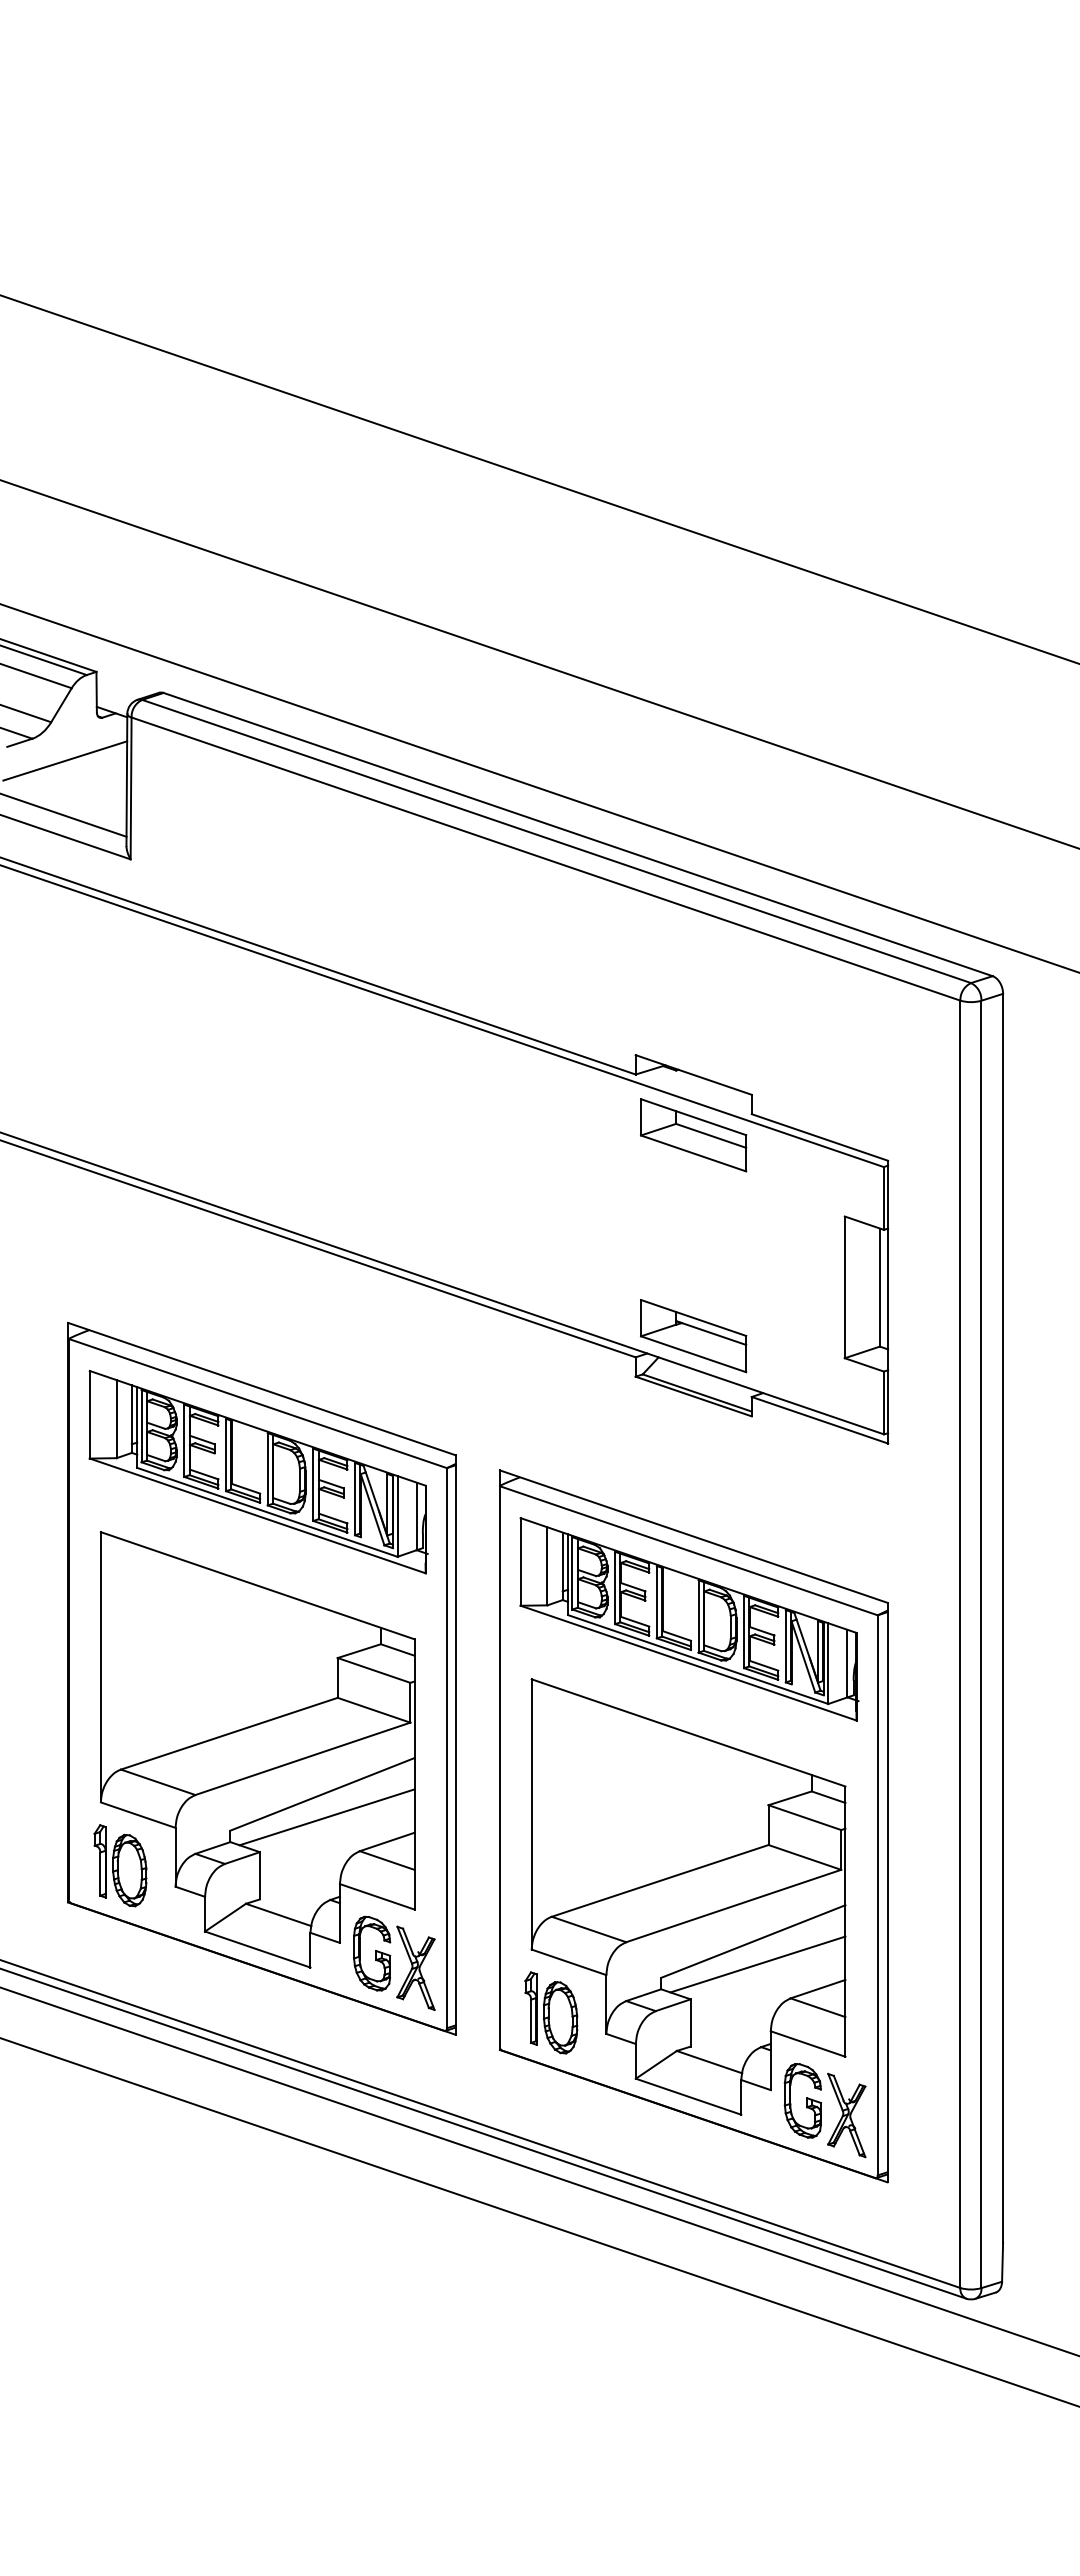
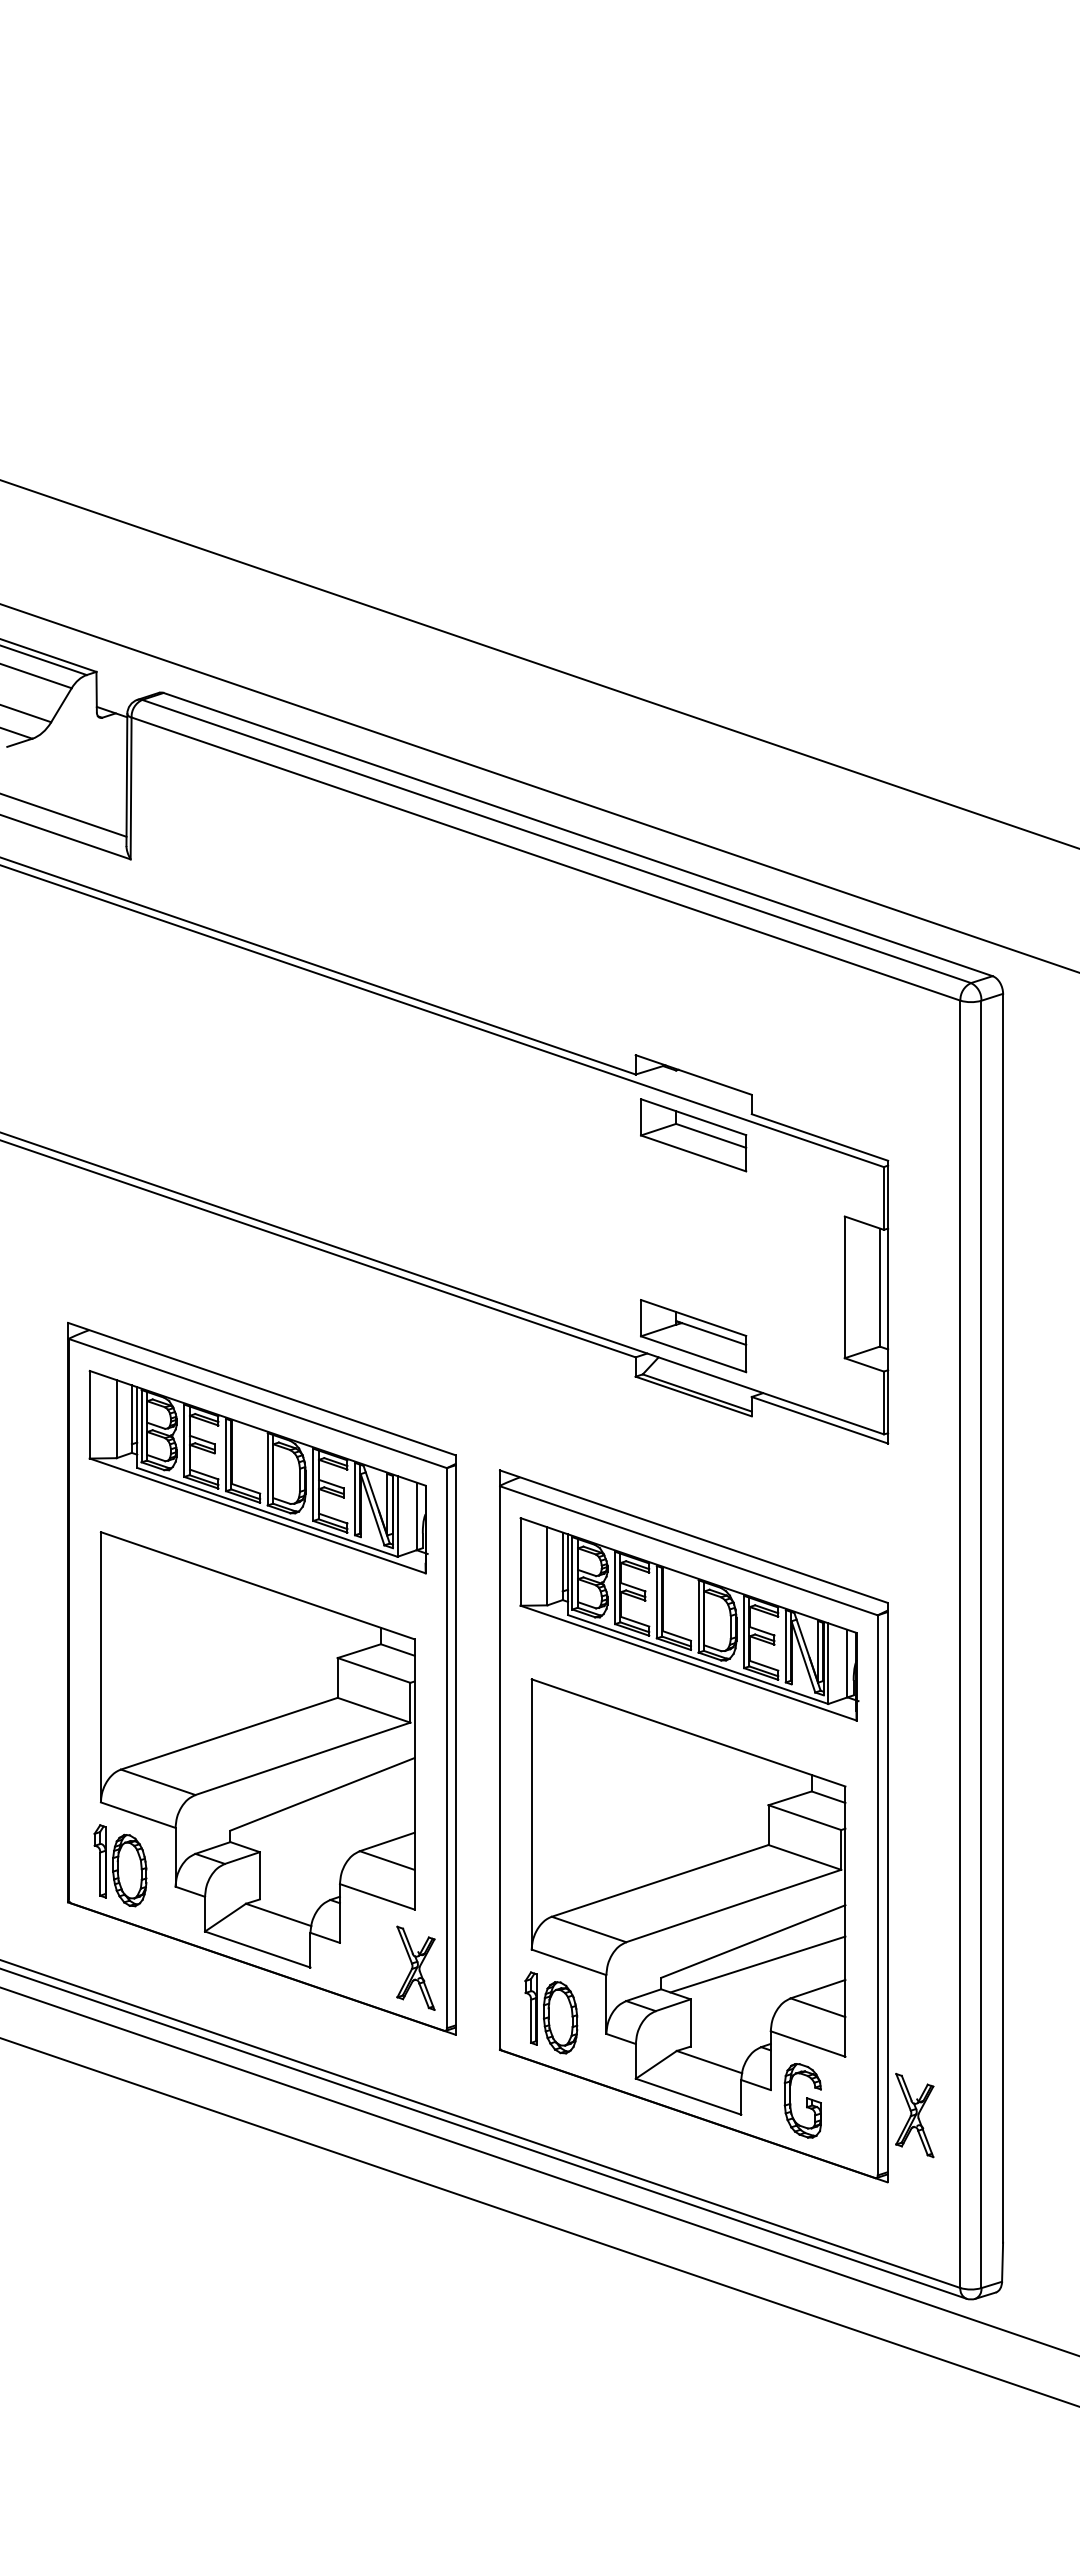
line: present -> none (539, 478)
line: present -> none (65, 760)
line: present -> none (326, 1817)
part: present -> none (372, 1953)
part position: (846, 2115) -> (914, 2115) (914, 2115)
